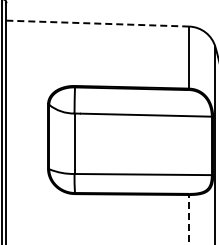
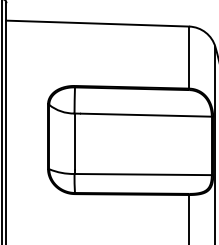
line: dashed -> solid (97, 23)
line: dashed -> solid (189, 219)
